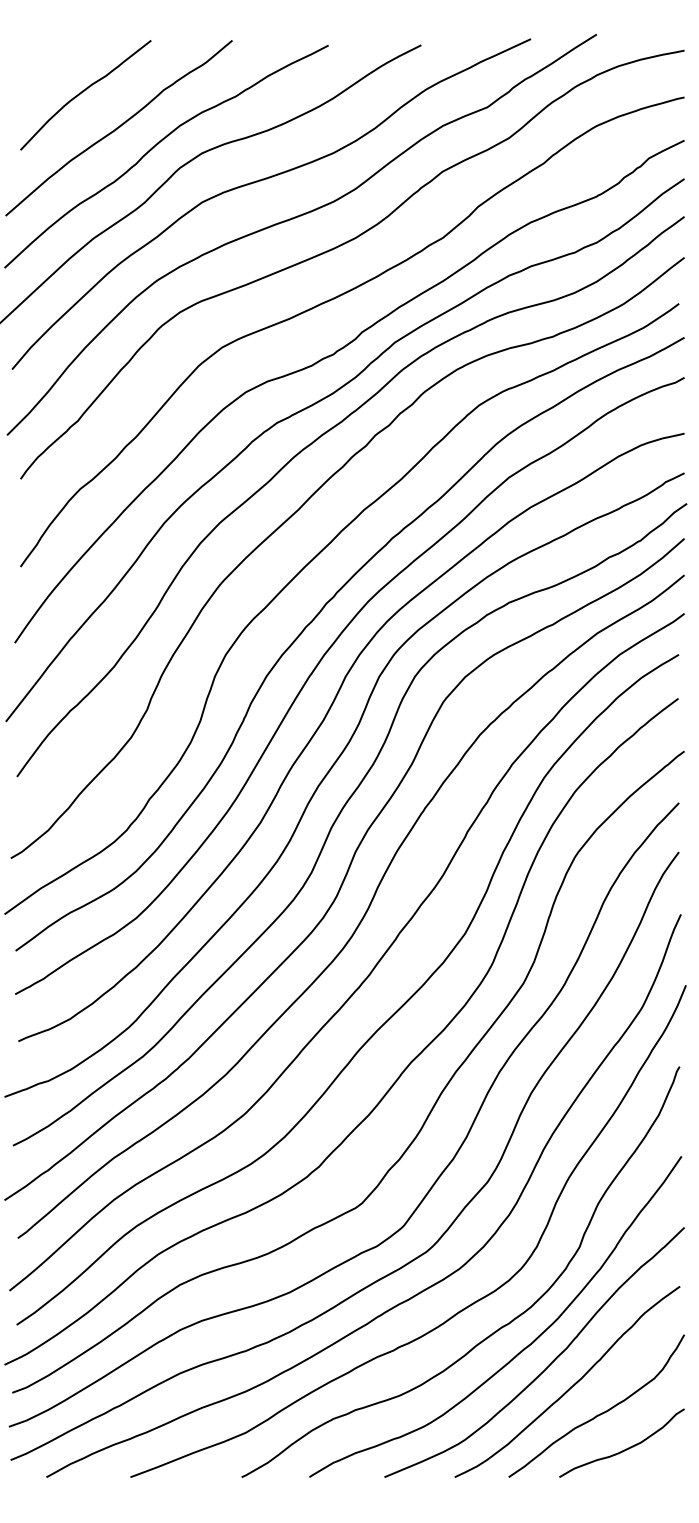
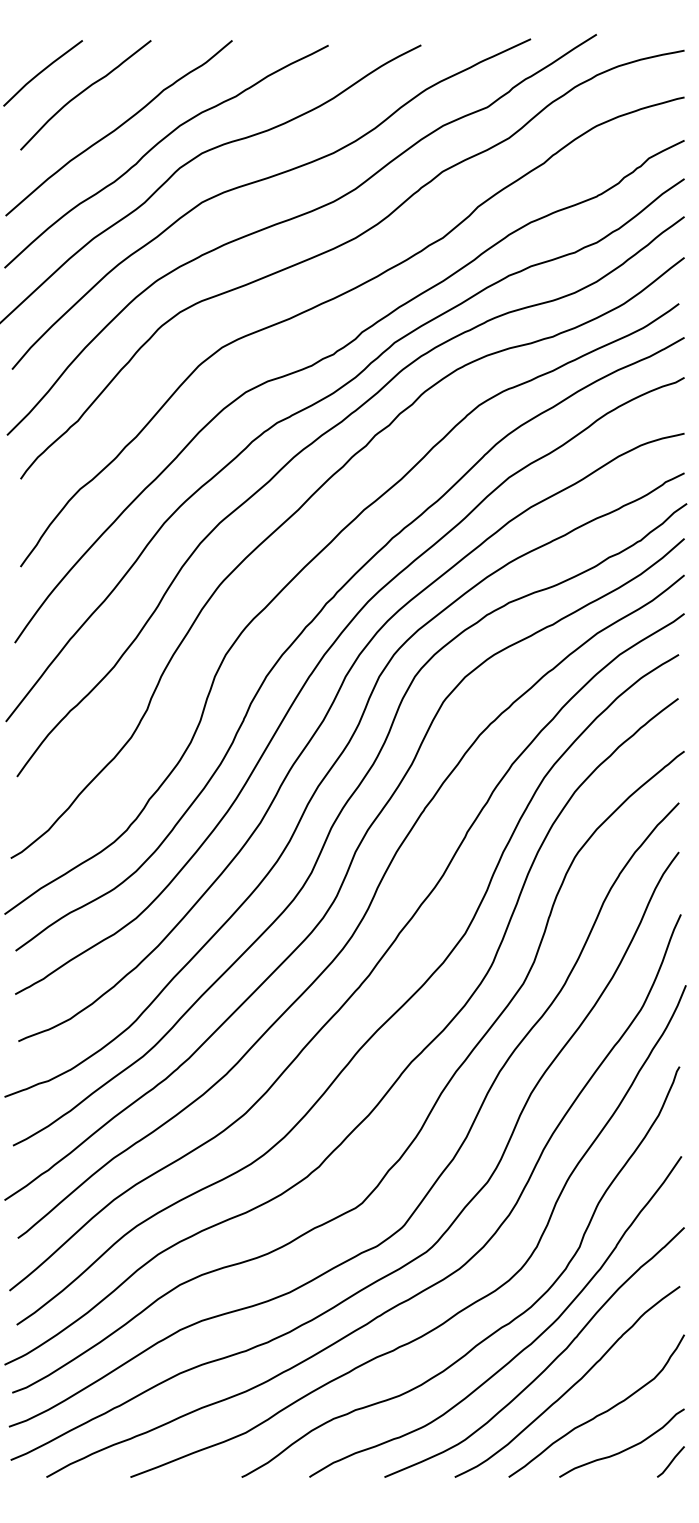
line: none -> present (42, 72)
line: none -> present (670, 1461)
